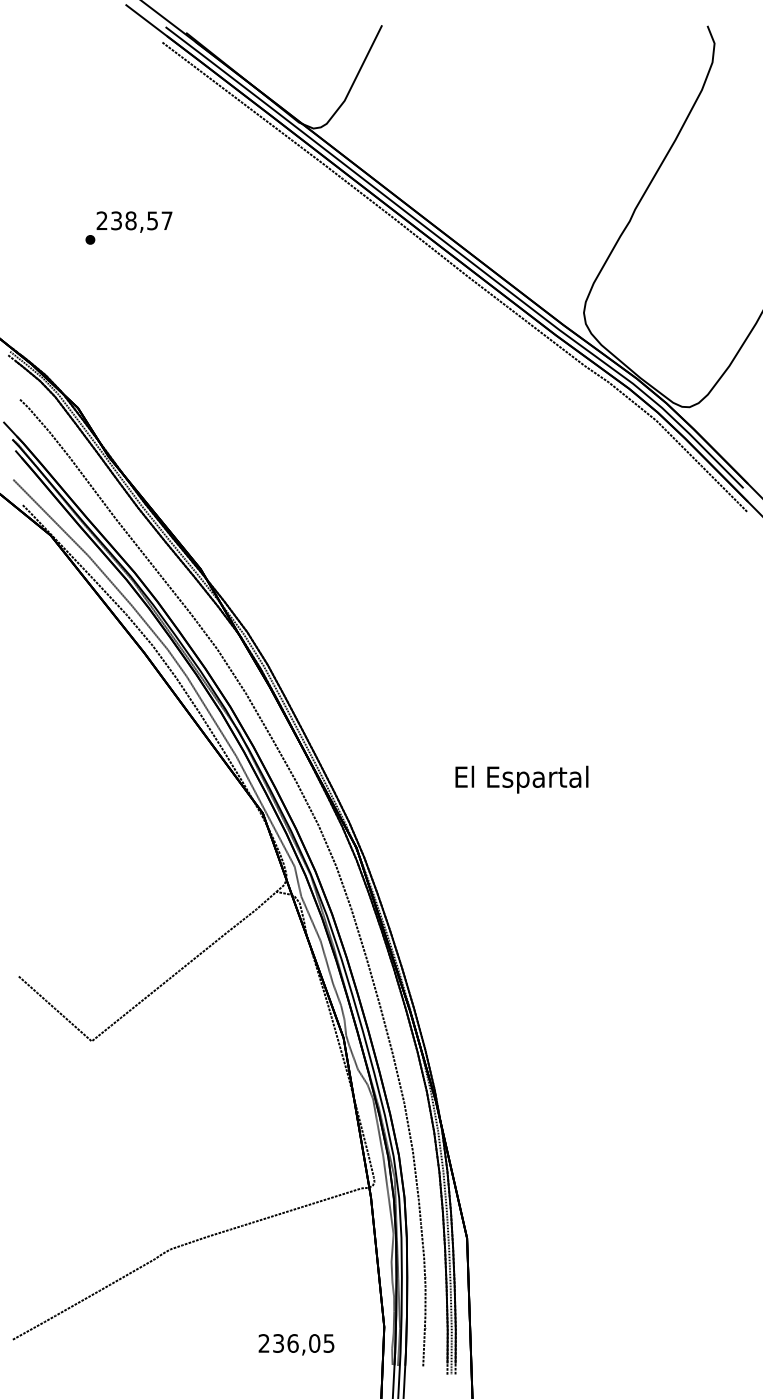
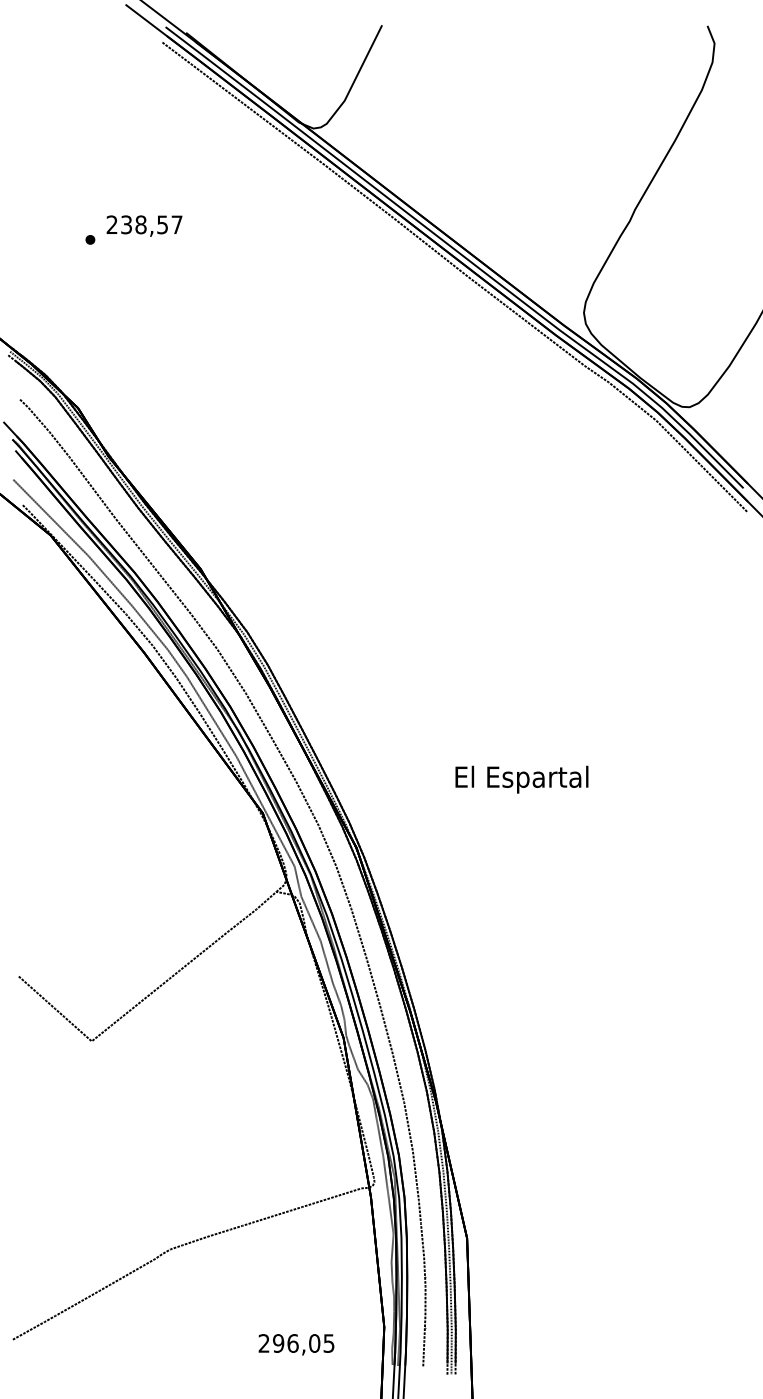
text position: (134, 221) -> (144, 225) (144, 225)
text: 236,05 -> 296,05 (278, 1343)
